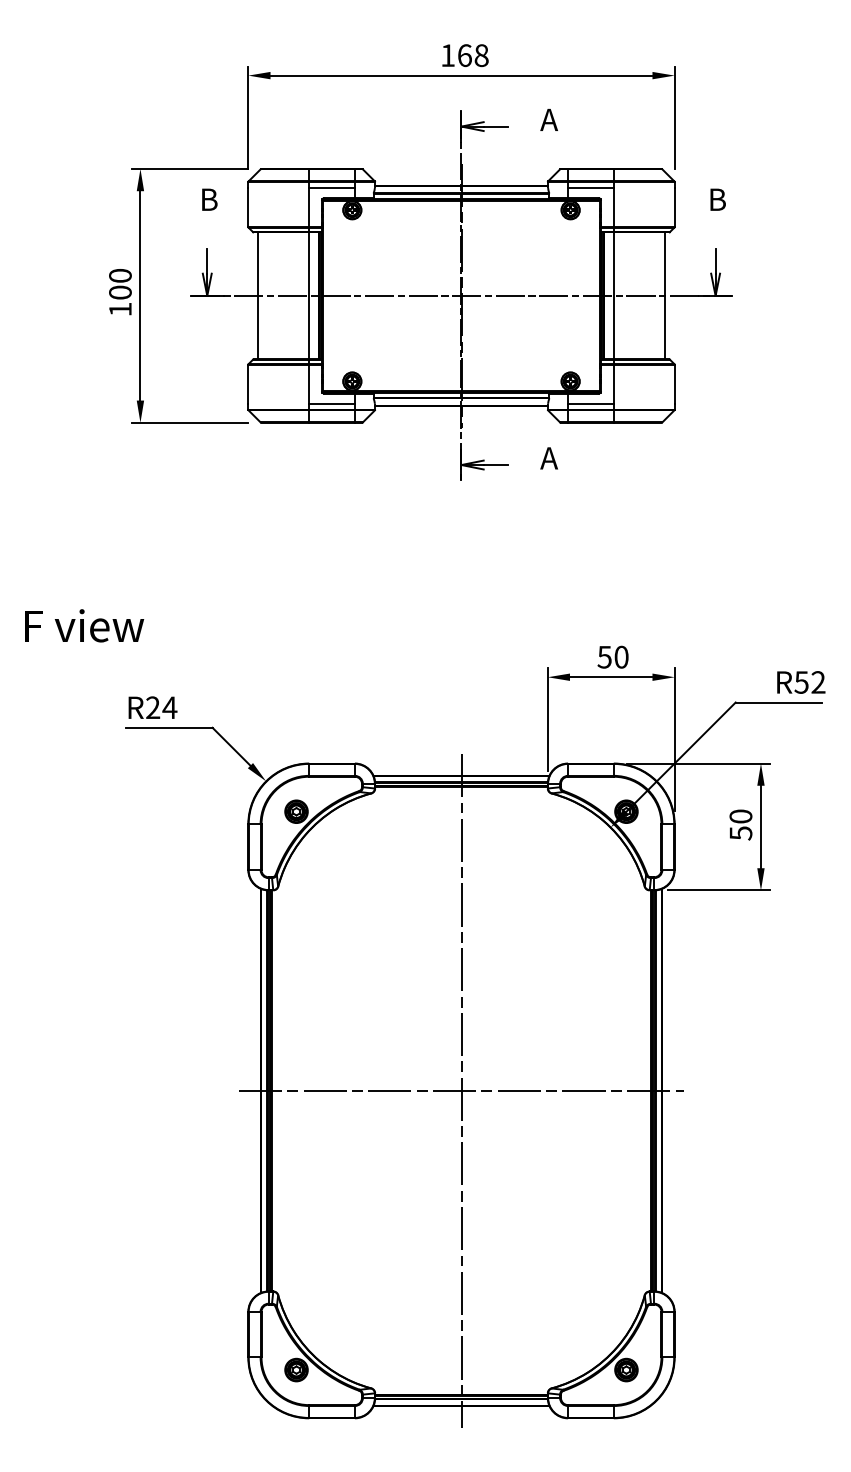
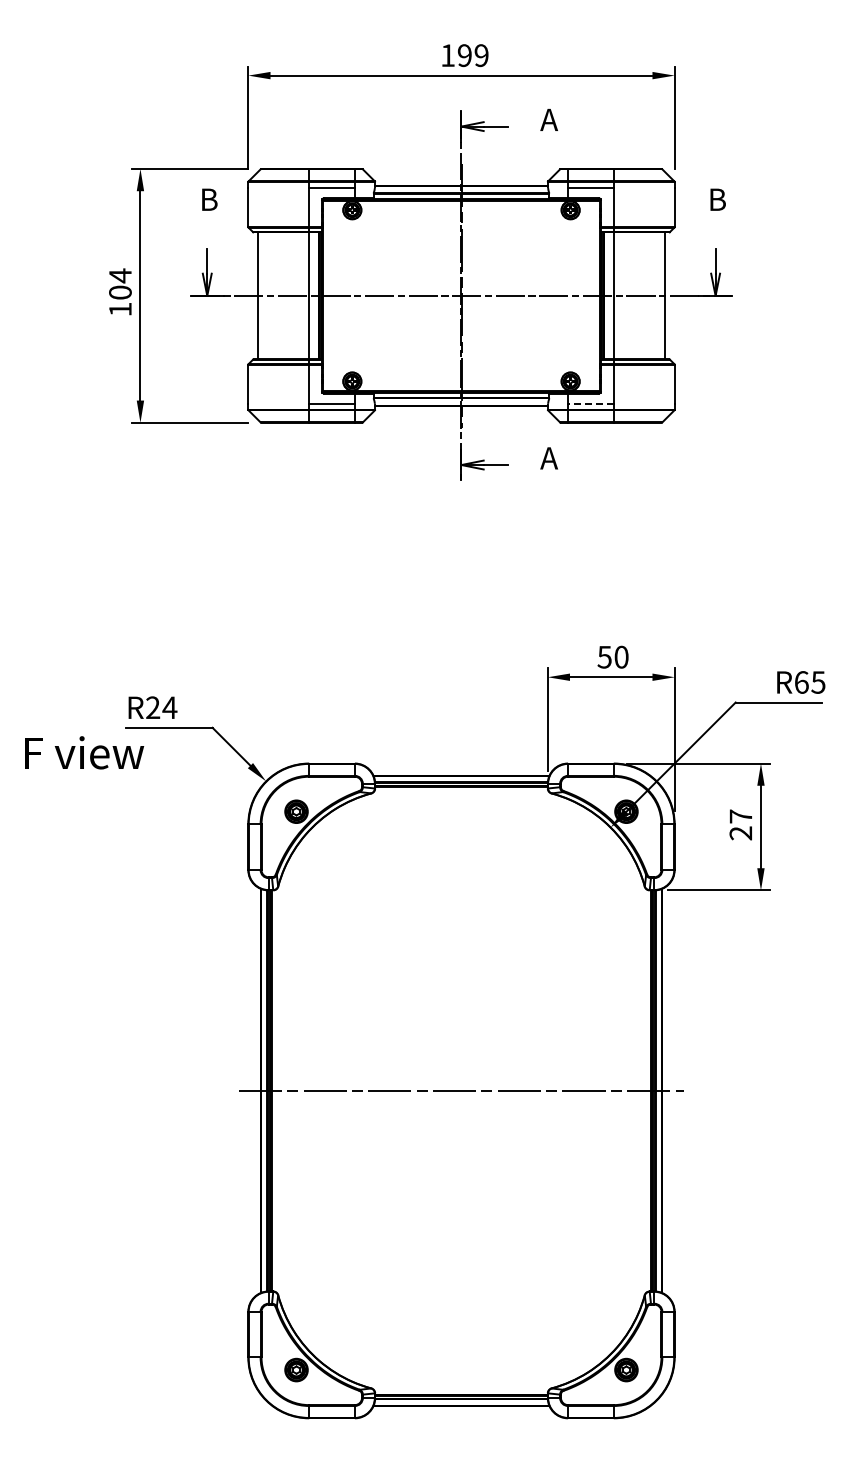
text: 168 -> 199 (472, 55)
text: 100 -> 104 (120, 275)
line: solid -> dashed (590, 403)
text position: (84, 625) -> (84, 752) (84, 752)
text: R52 -> R65 (809, 682)
text: 50 -> 27 (740, 824)
line: present -> none (461, 1090)
